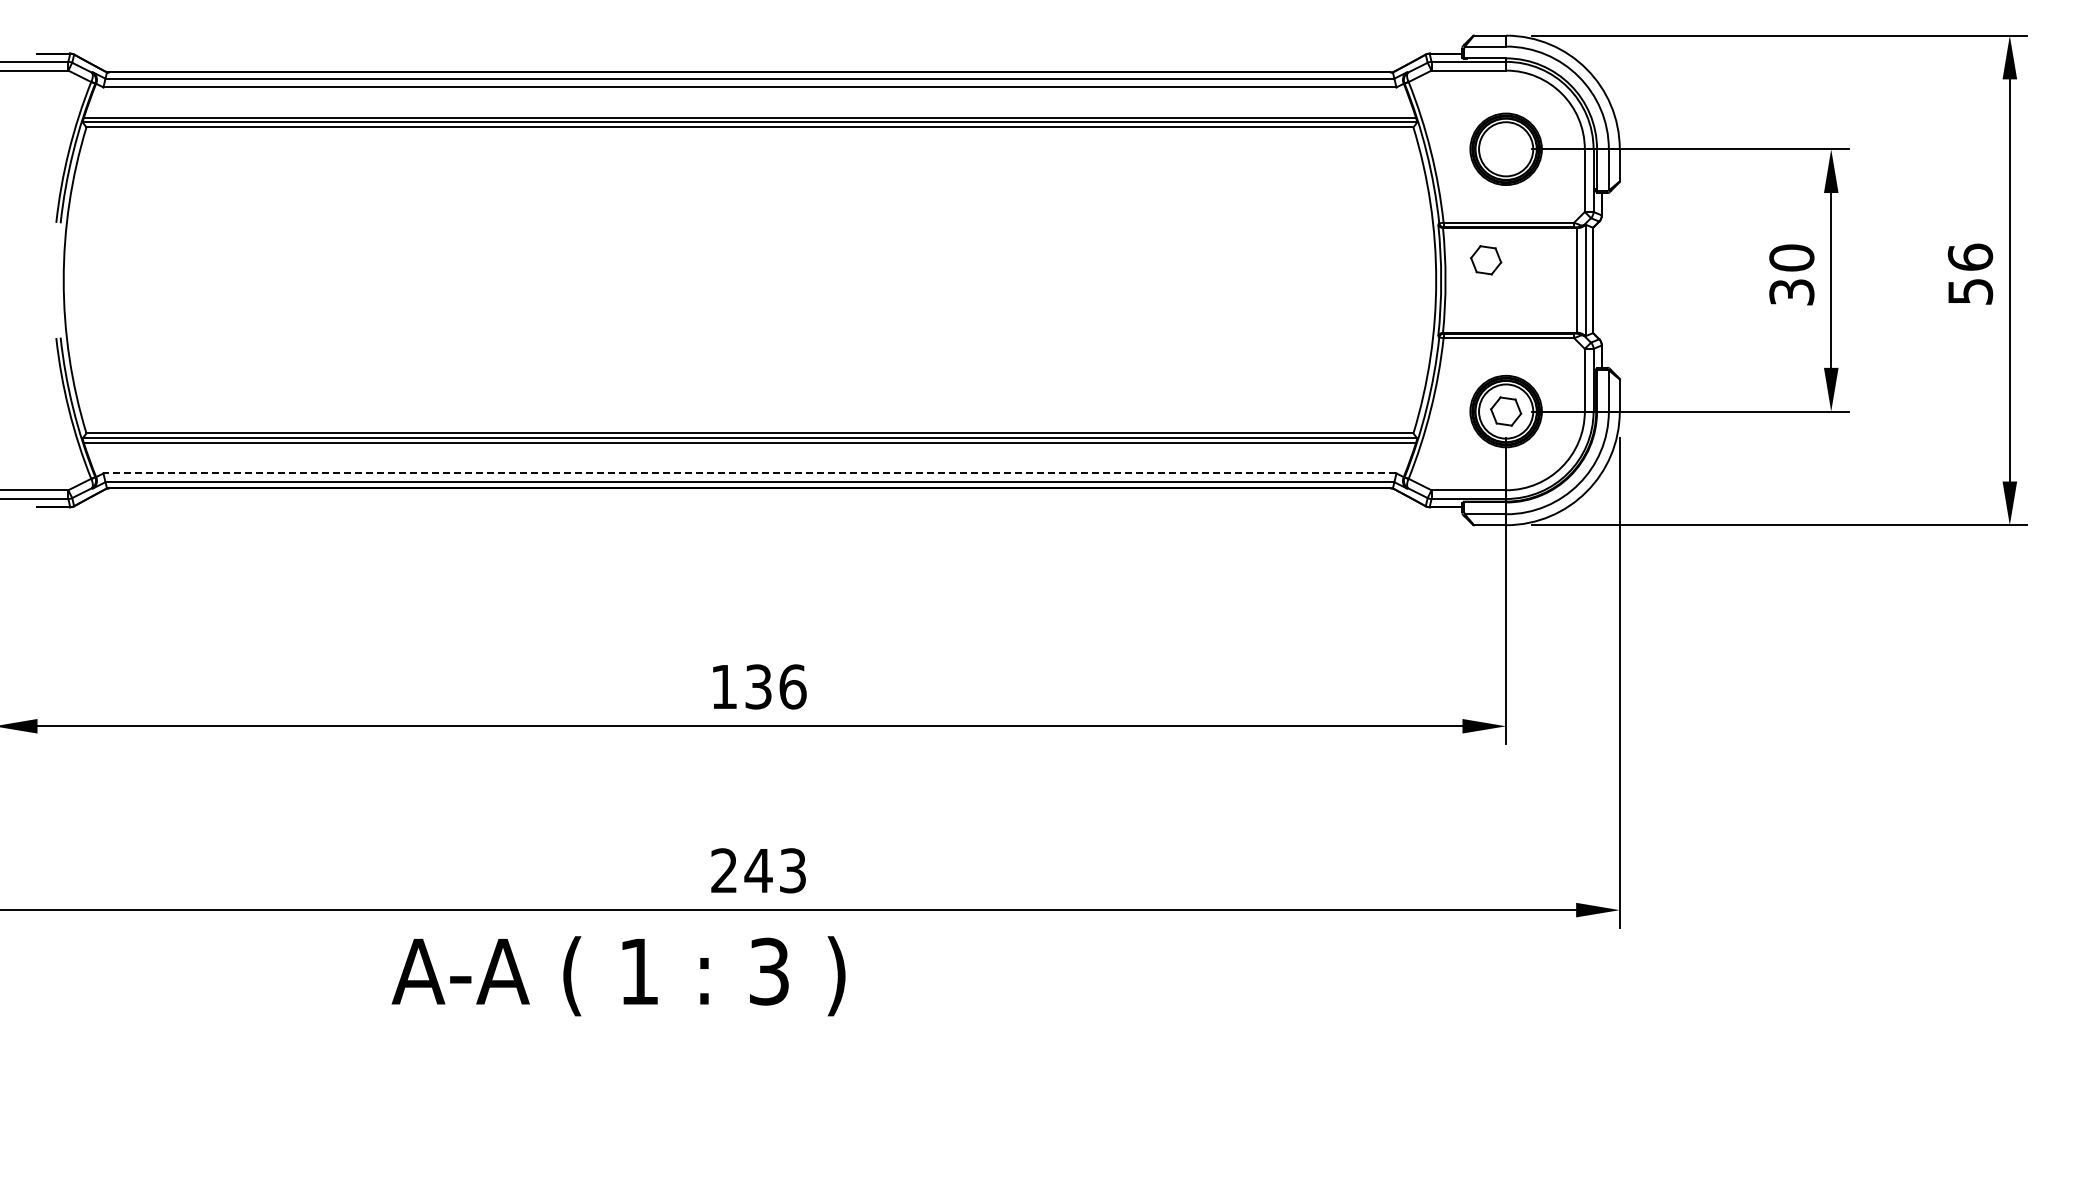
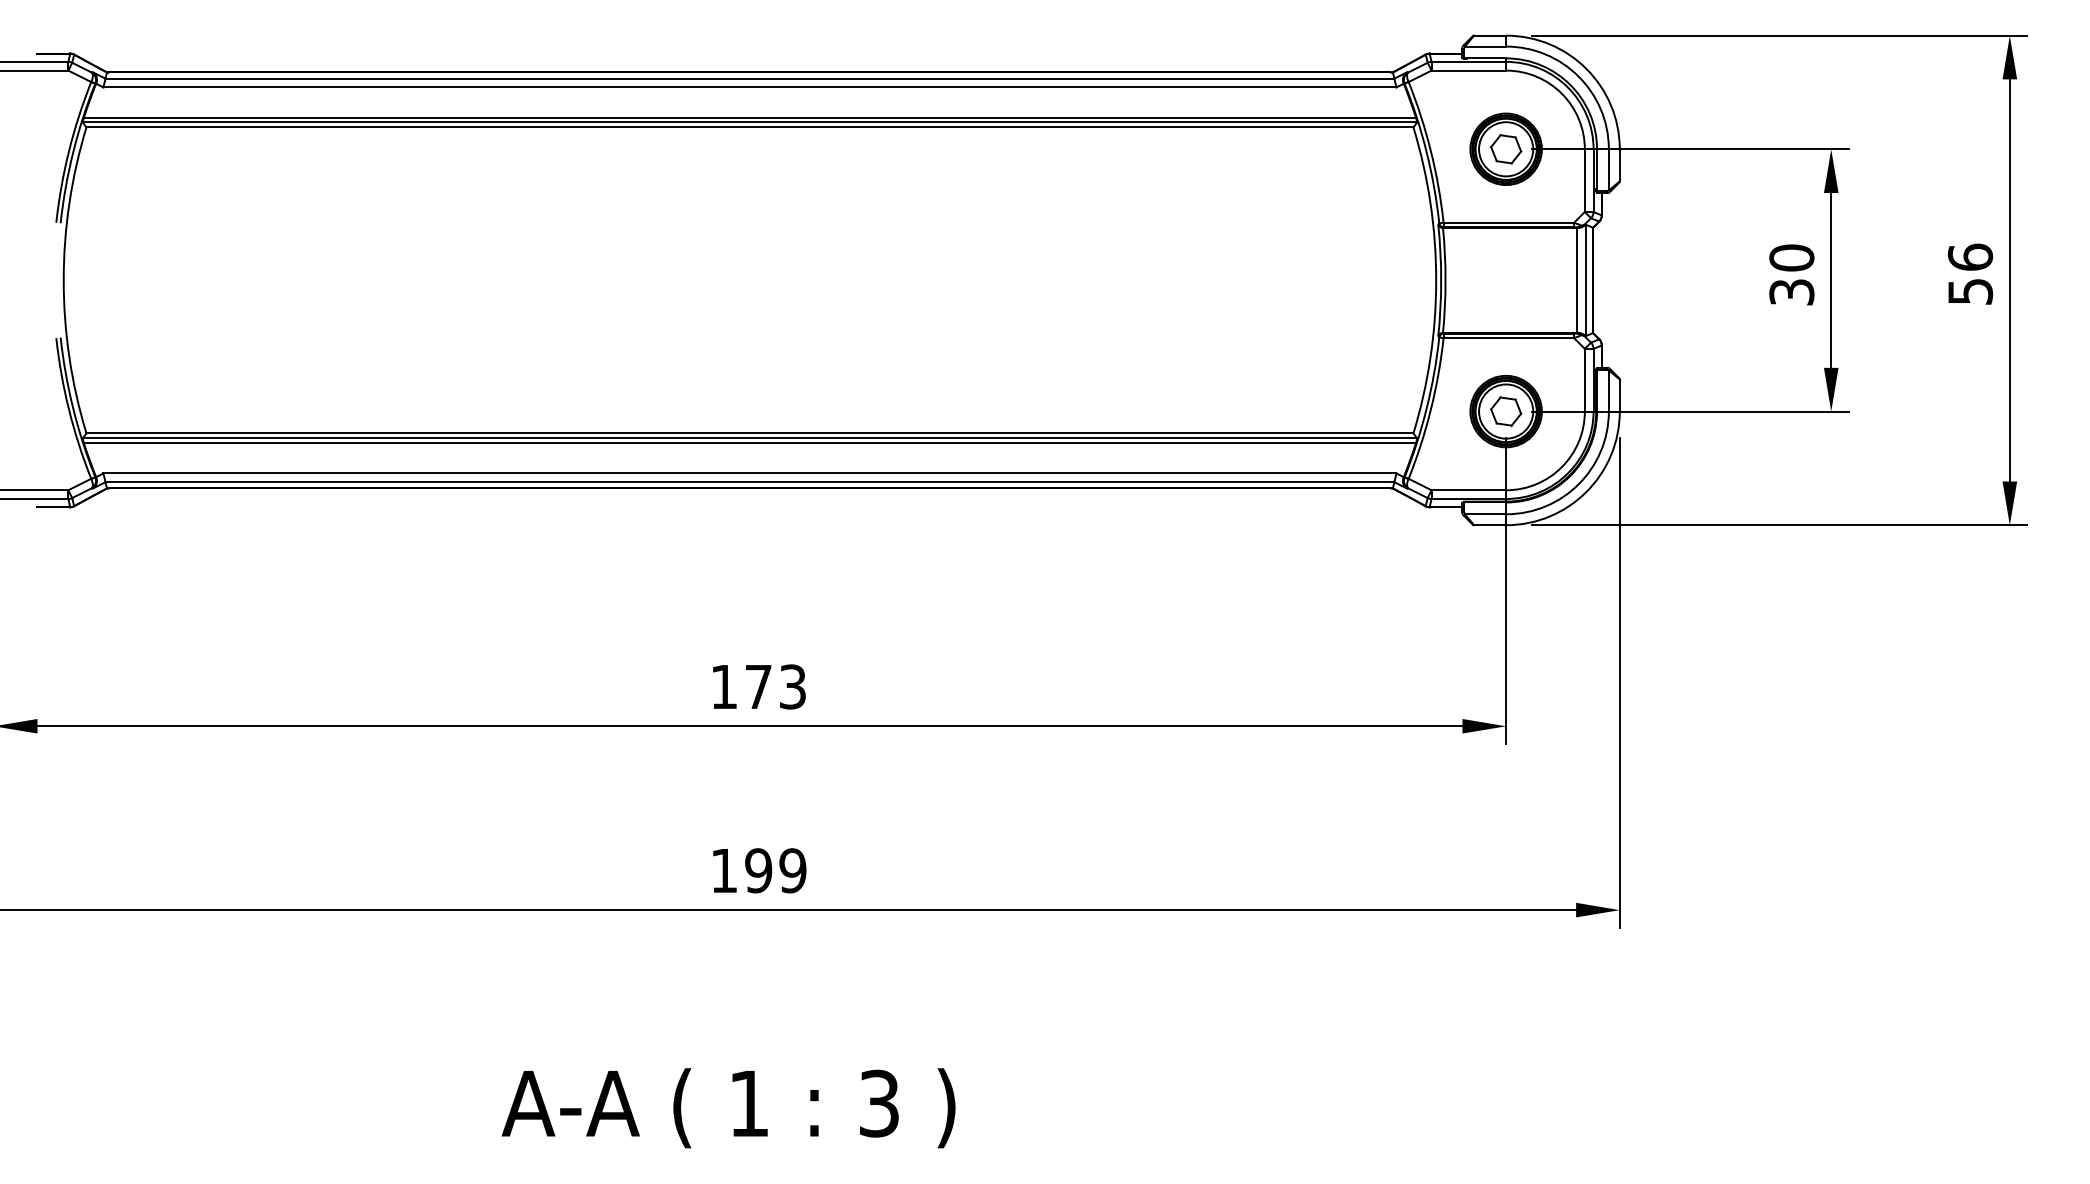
part position: (1486, 260) -> (1506, 149) (1506, 149)
line: dashed -> solid (749, 473)
text: 136 -> 173 (775, 686)
text: 243 -> 199 (758, 870)
text position: (618, 976) -> (728, 1108) (728, 1108)
